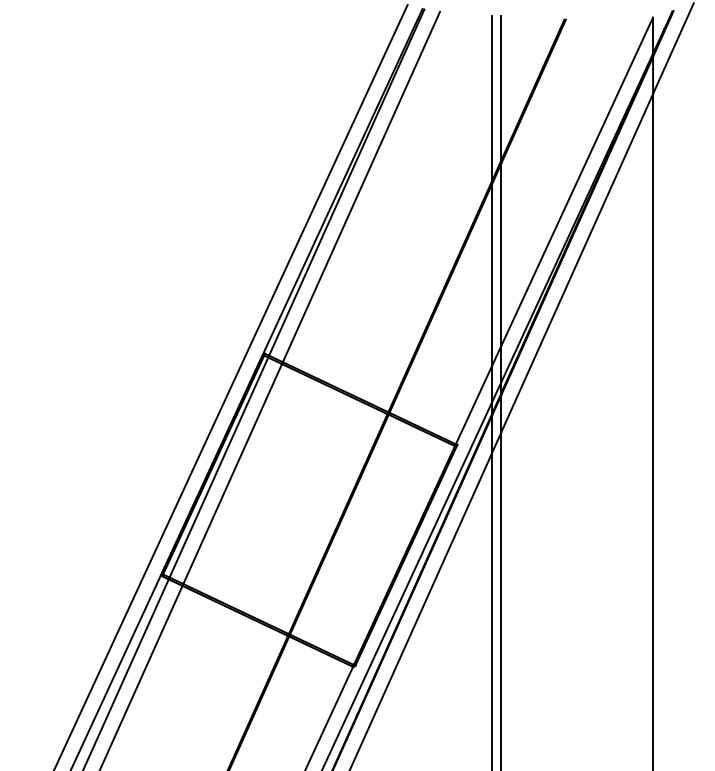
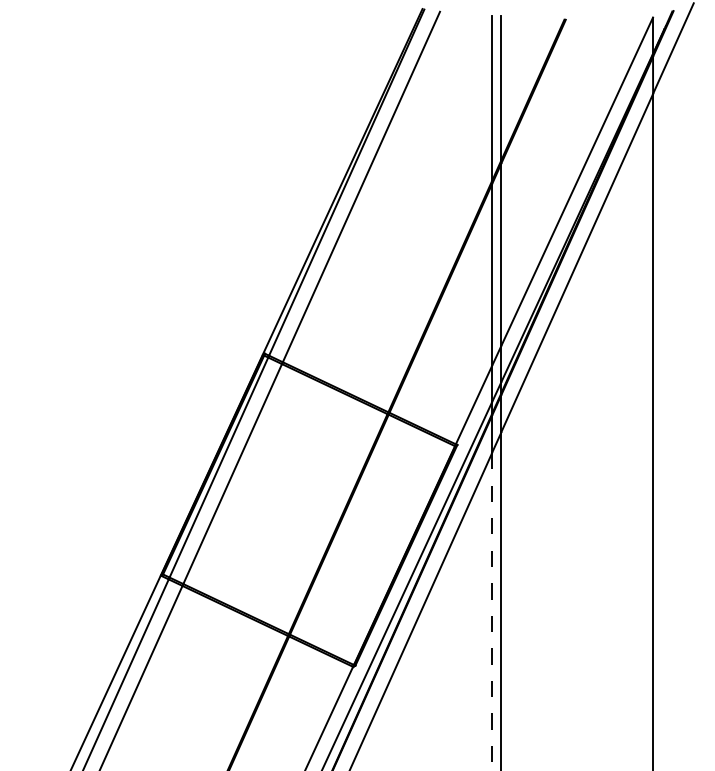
line: present -> none (231, 385)
line: solid -> dashed (492, 612)
